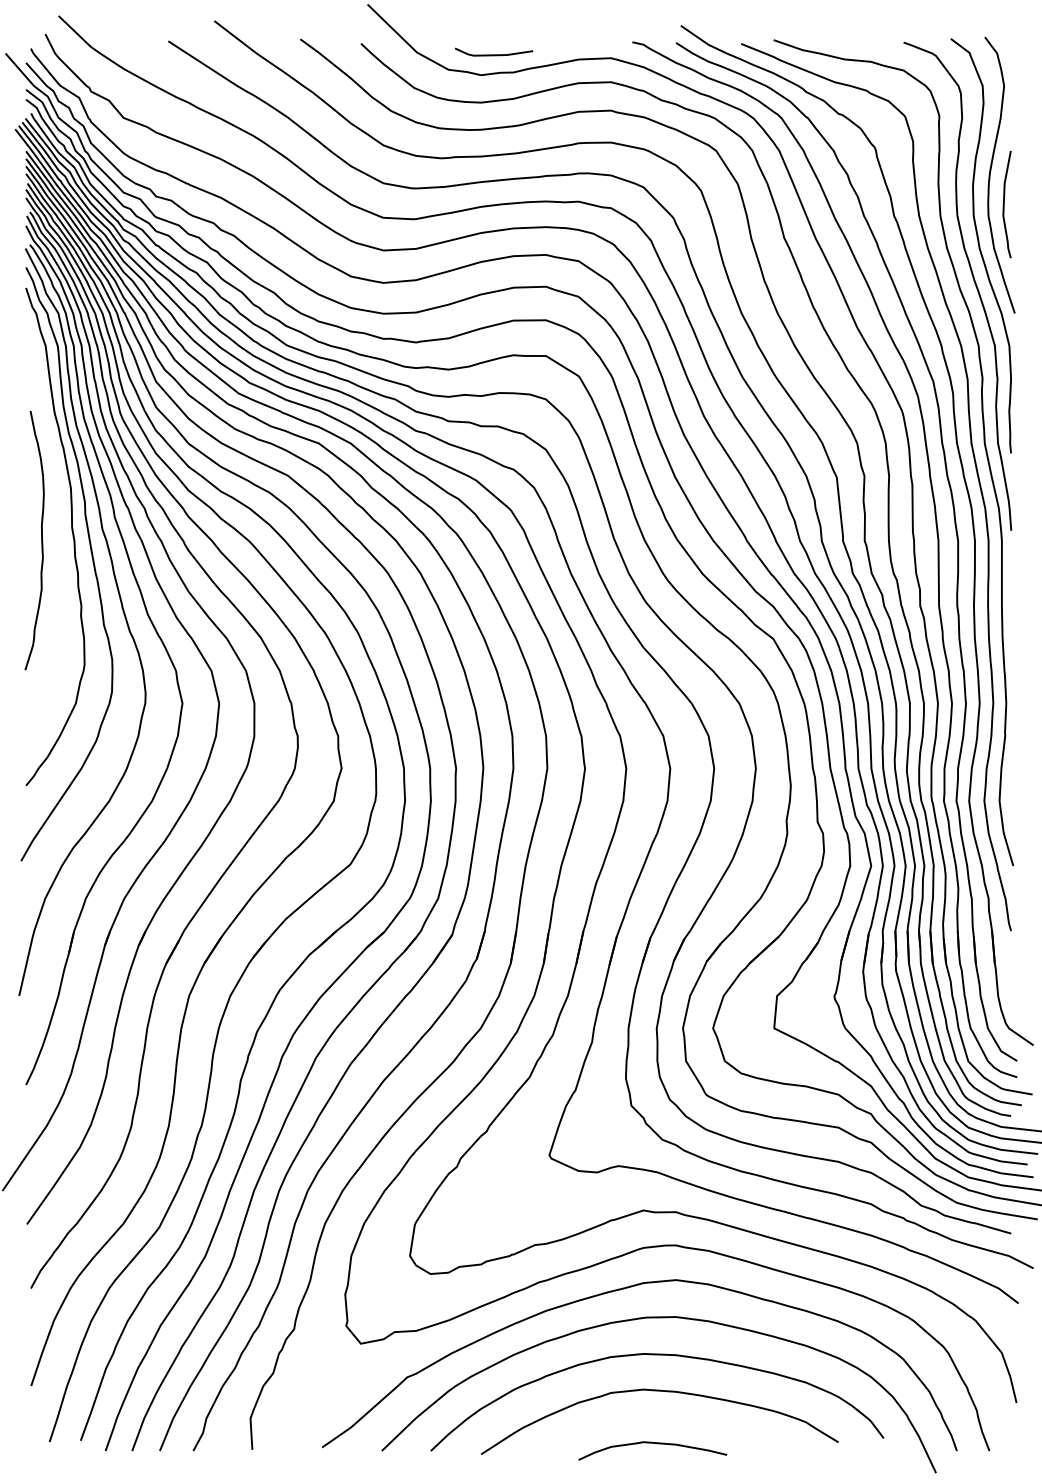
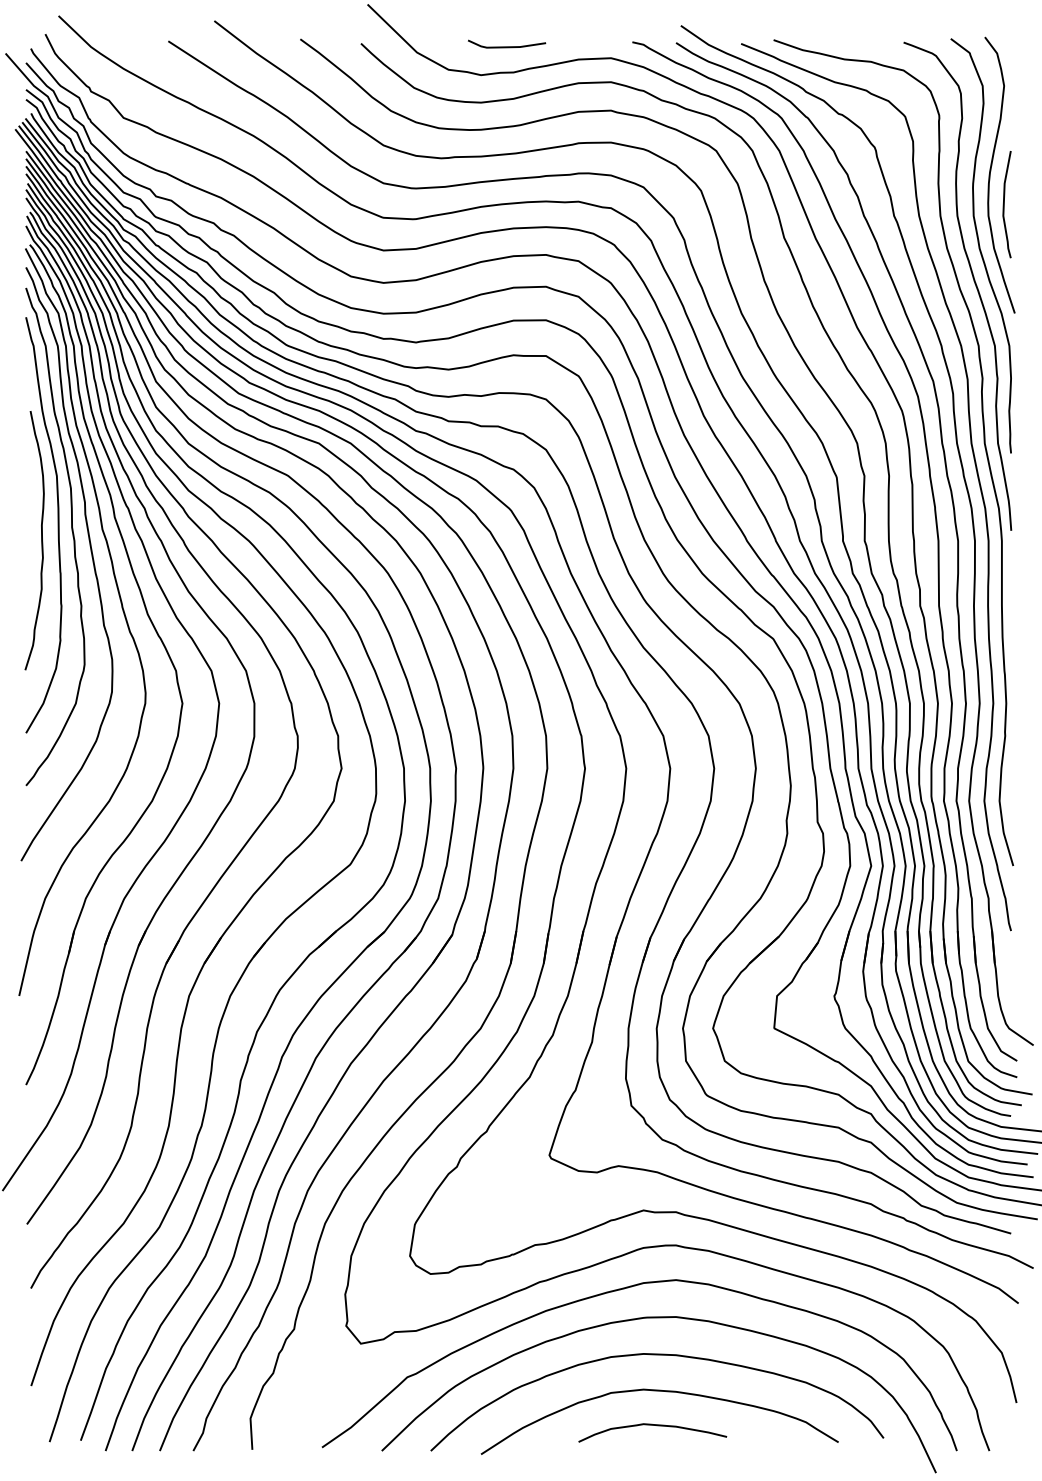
line position: (494, 54) -> (507, 46) (507, 46)
curve: none -> present (57, 525)
curve position: (652, 1443) -> (652, 1425) (652, 1425)
